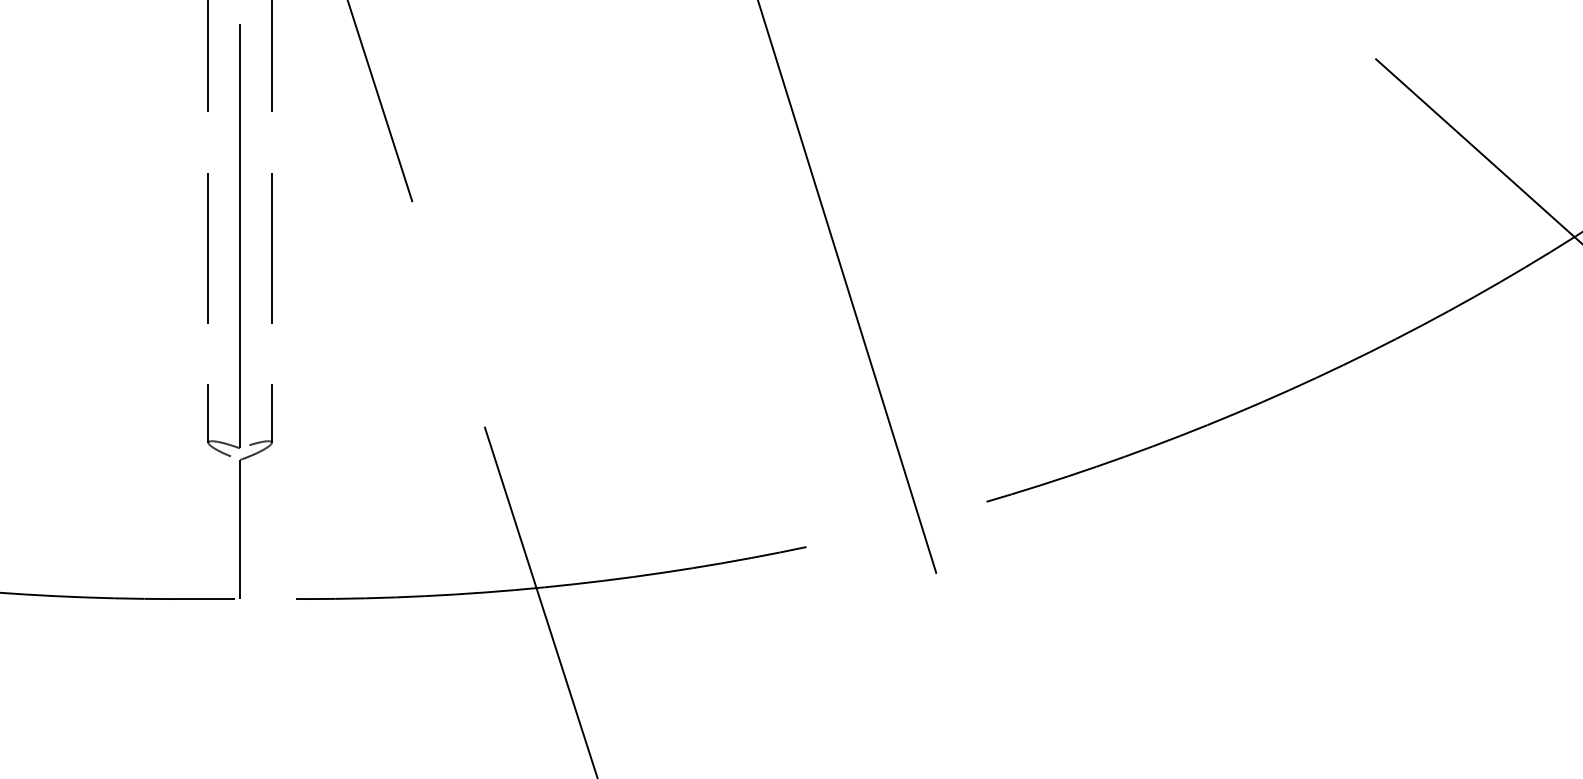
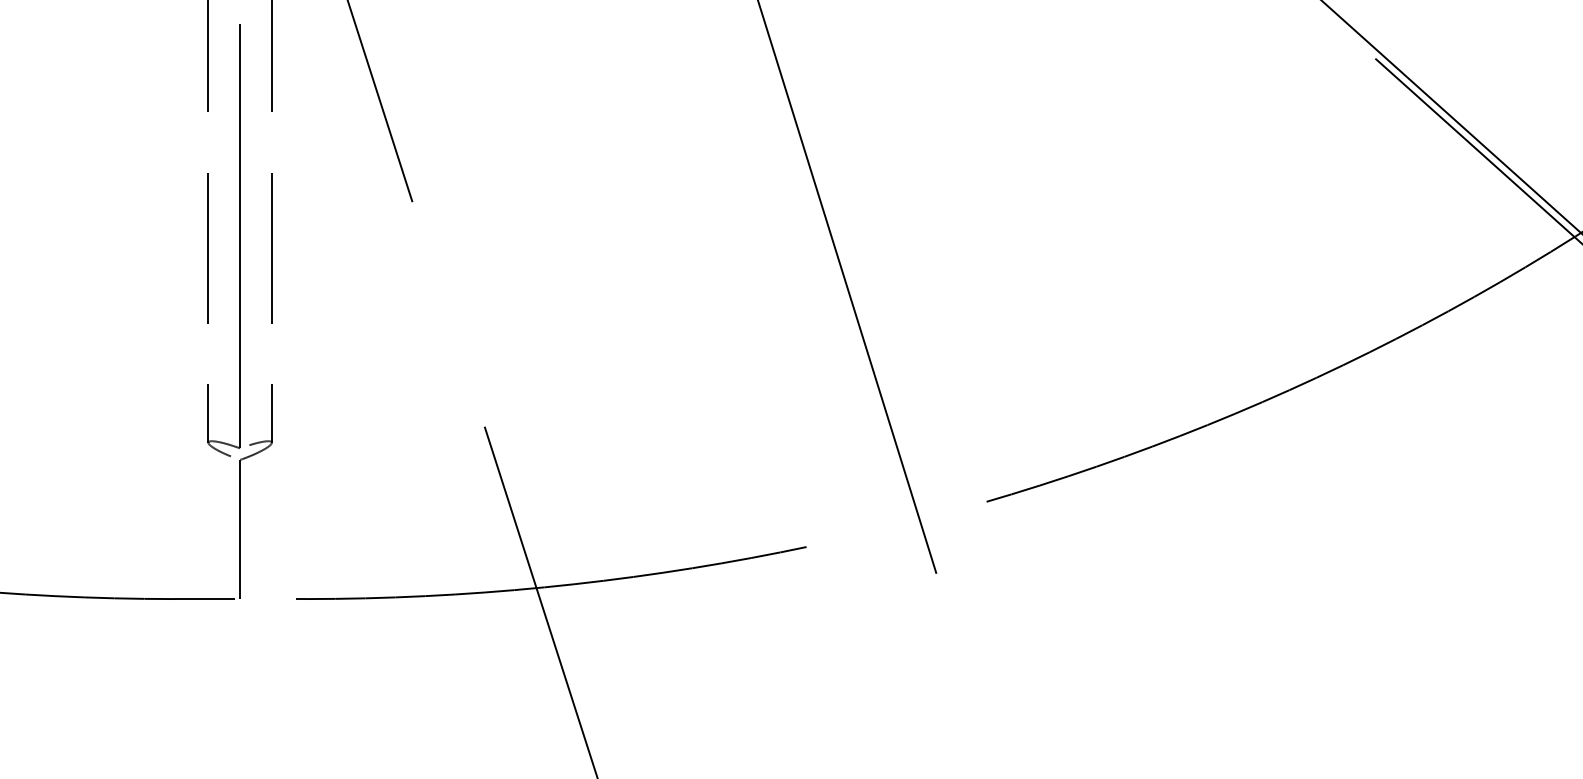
line: none -> present (1451, 116)
